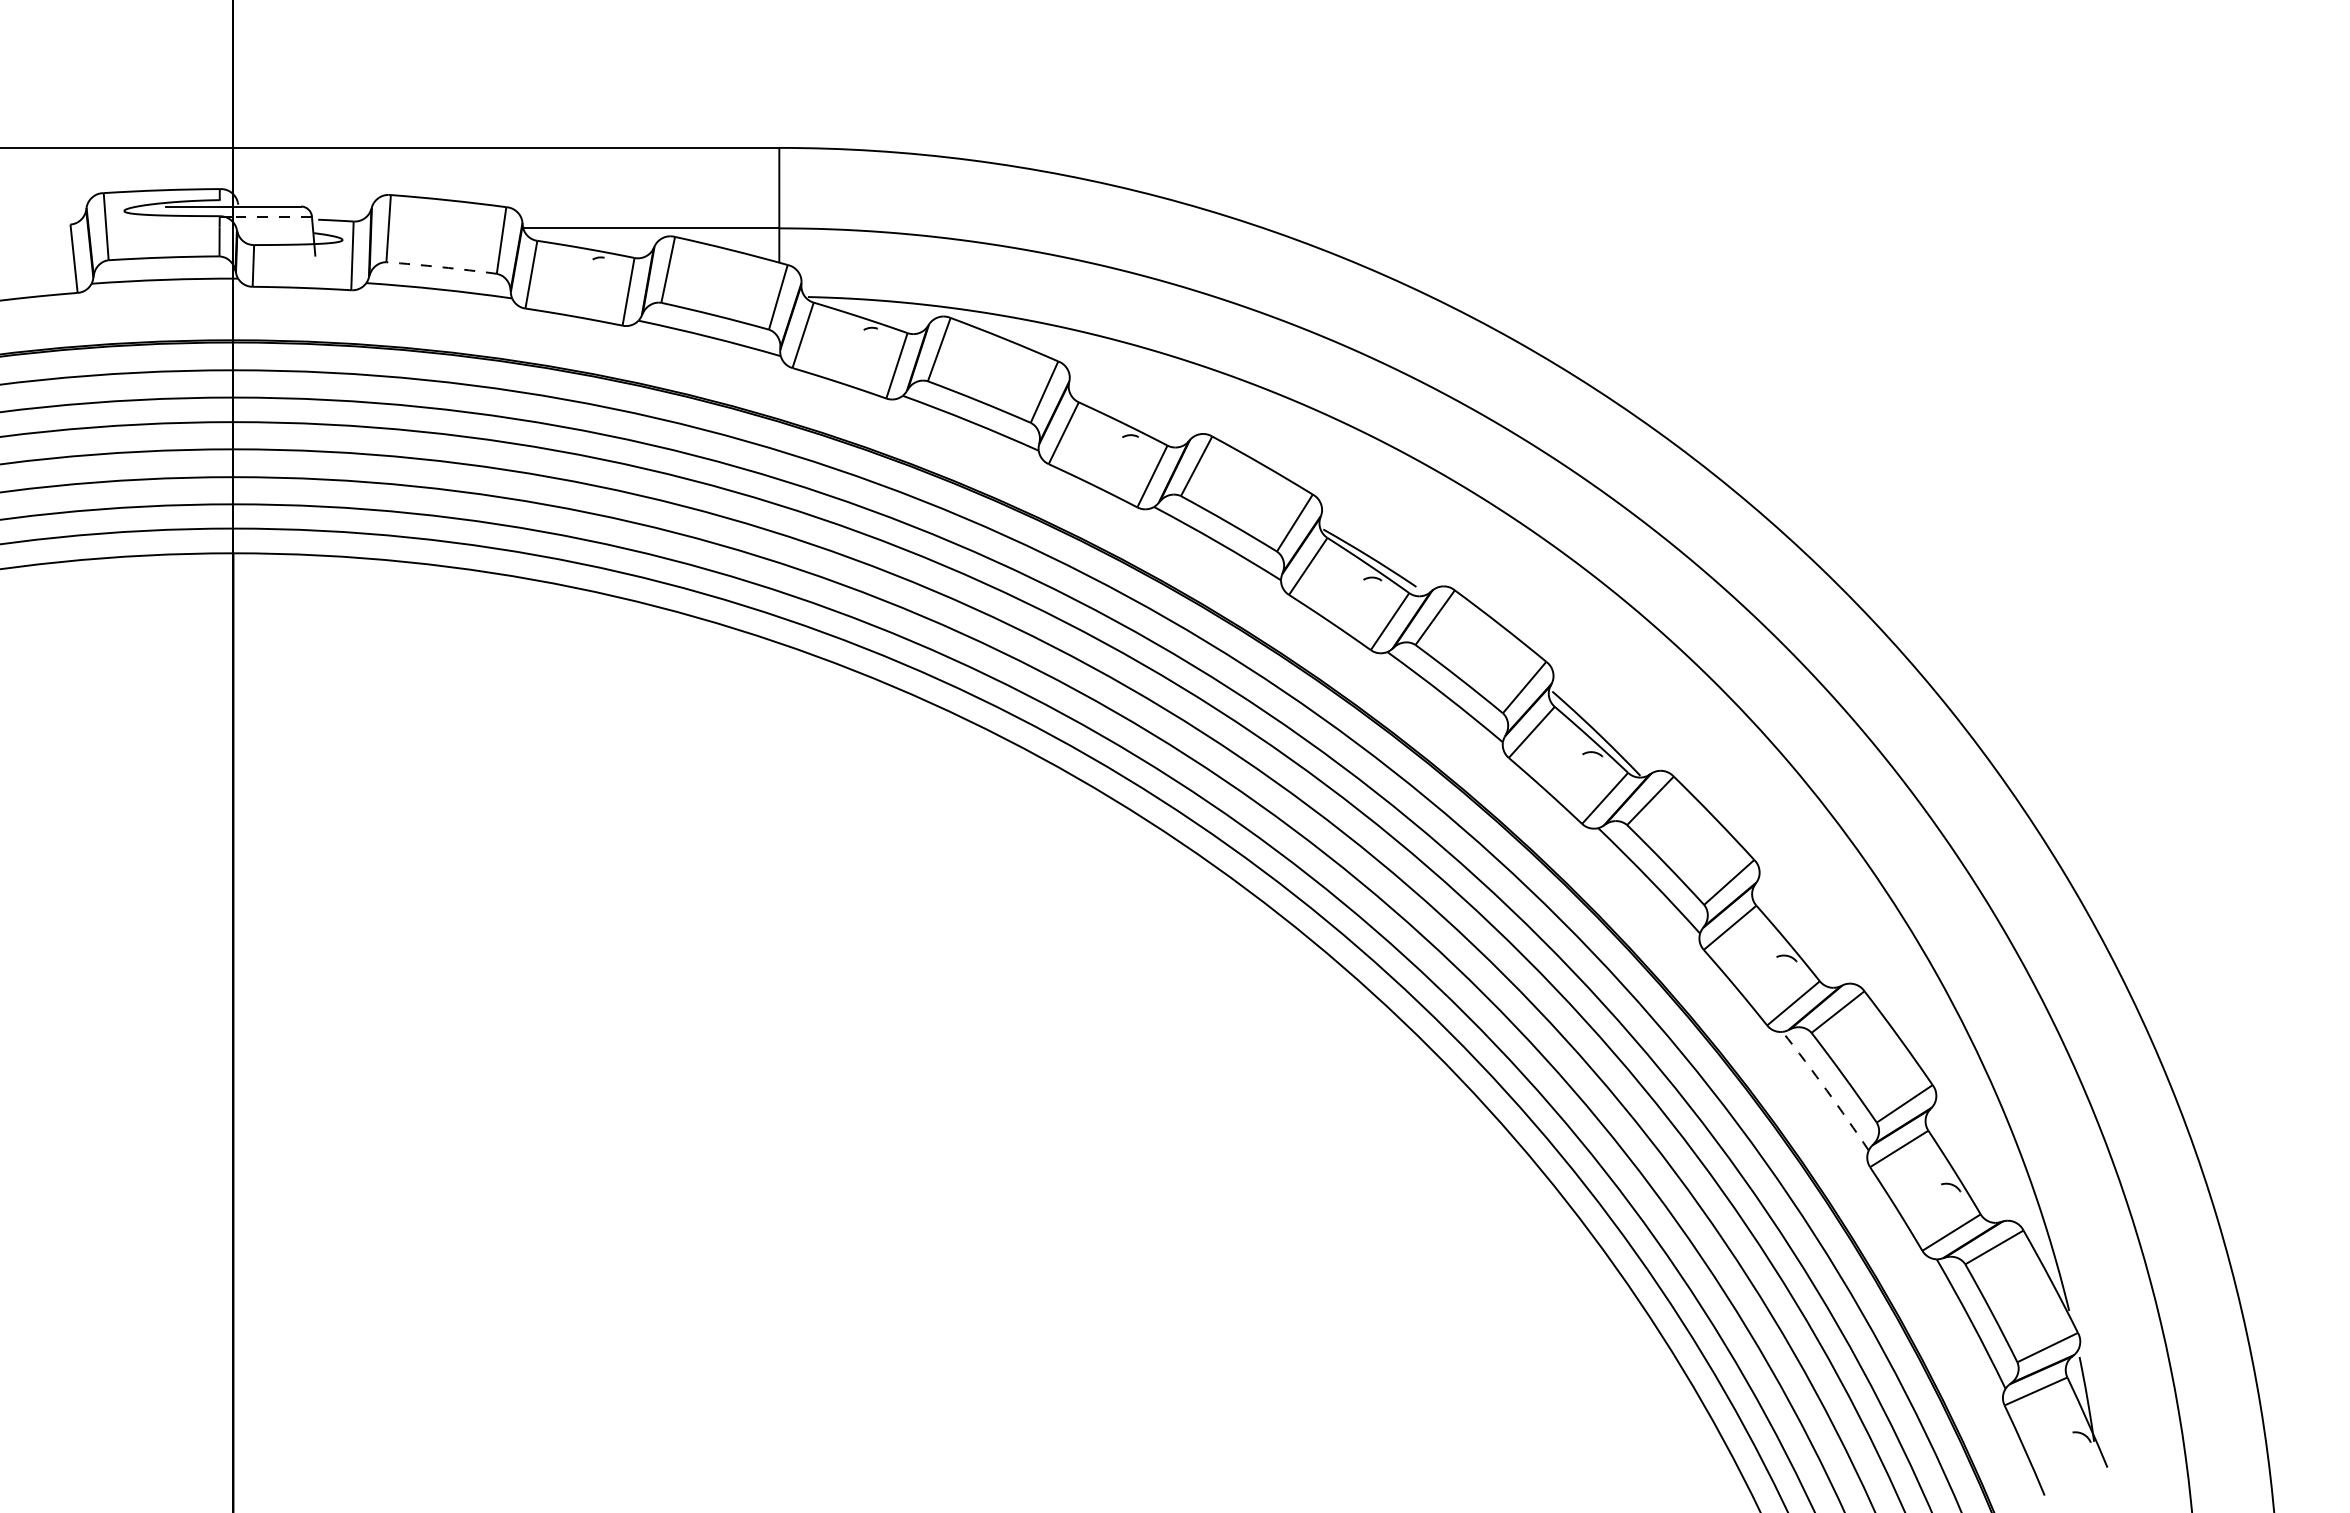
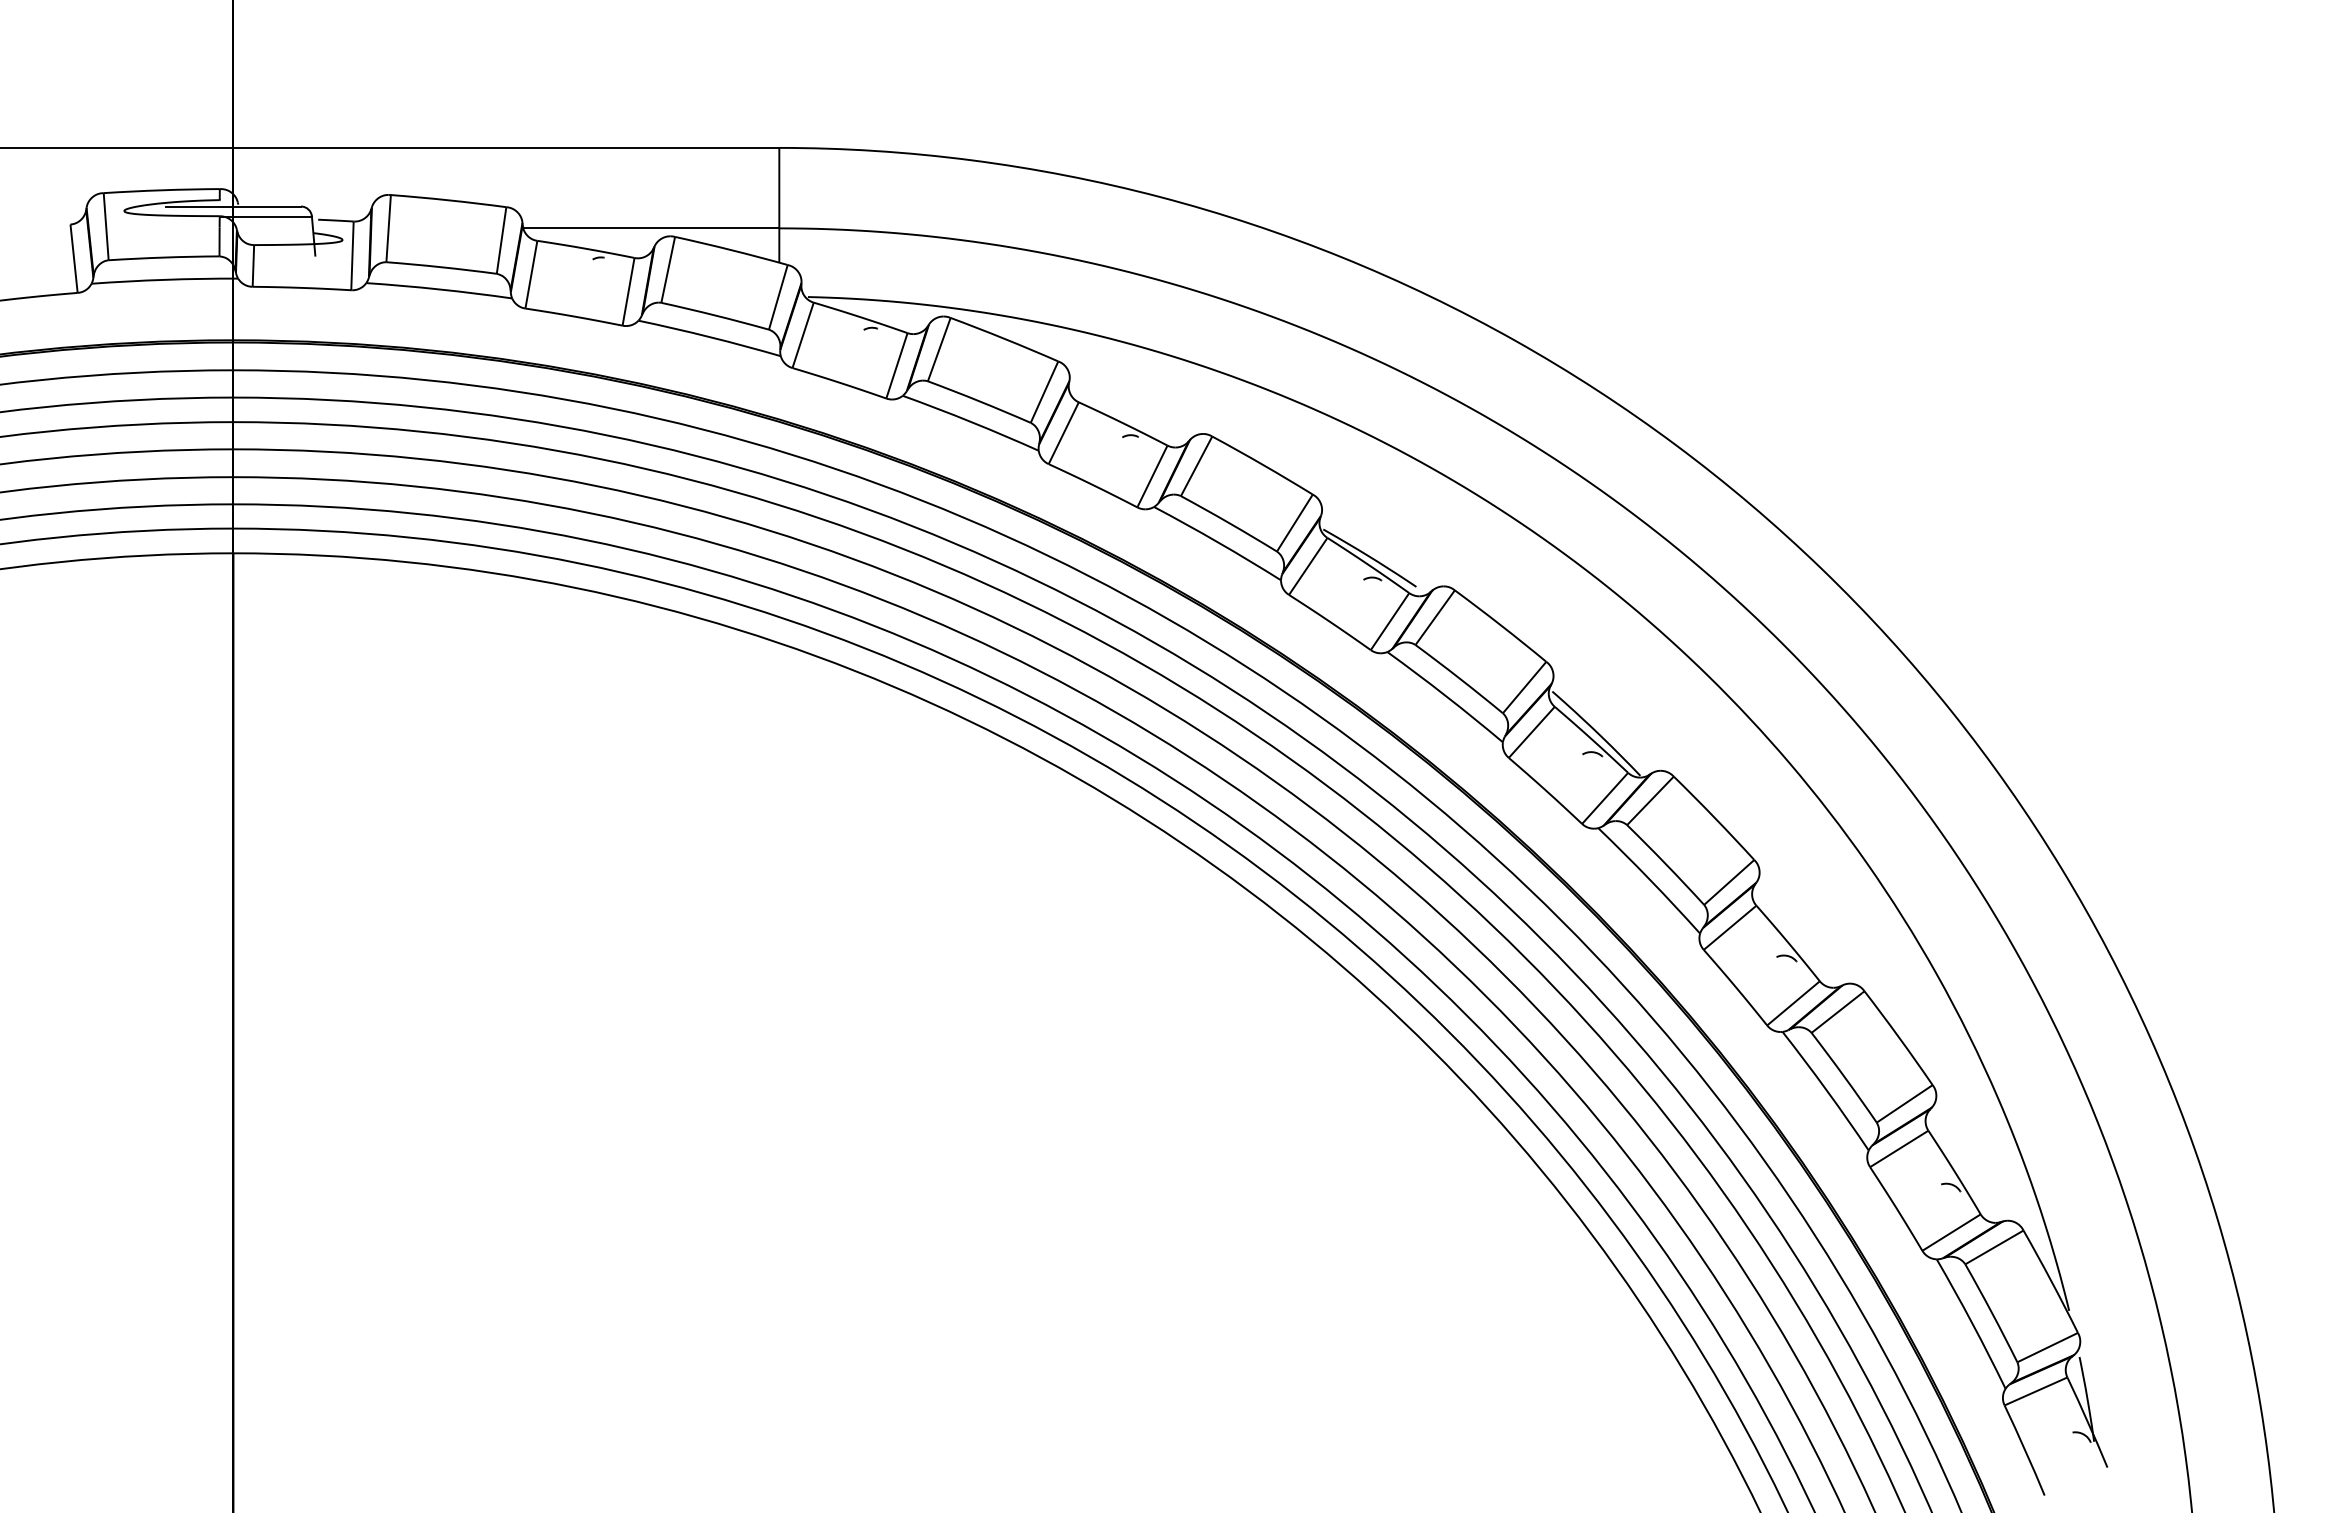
line: dashed -> solid (272, 216)
arc: dashed -> solid (441, 267)
arc: dashed -> solid (1826, 1090)
